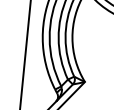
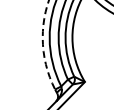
arc: solid -> dashed (42, 44)
line: present -> none (25, 54)
